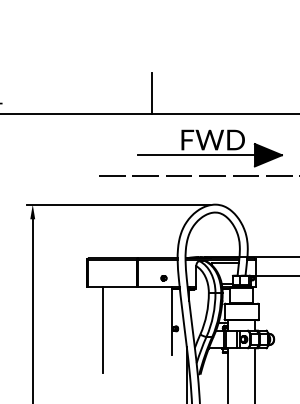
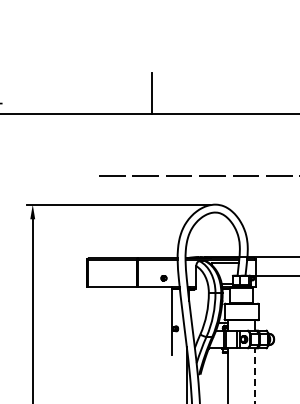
part: present -> none (209, 148)
line: present -> none (103, 330)
line: solid -> dashed (254, 375)
